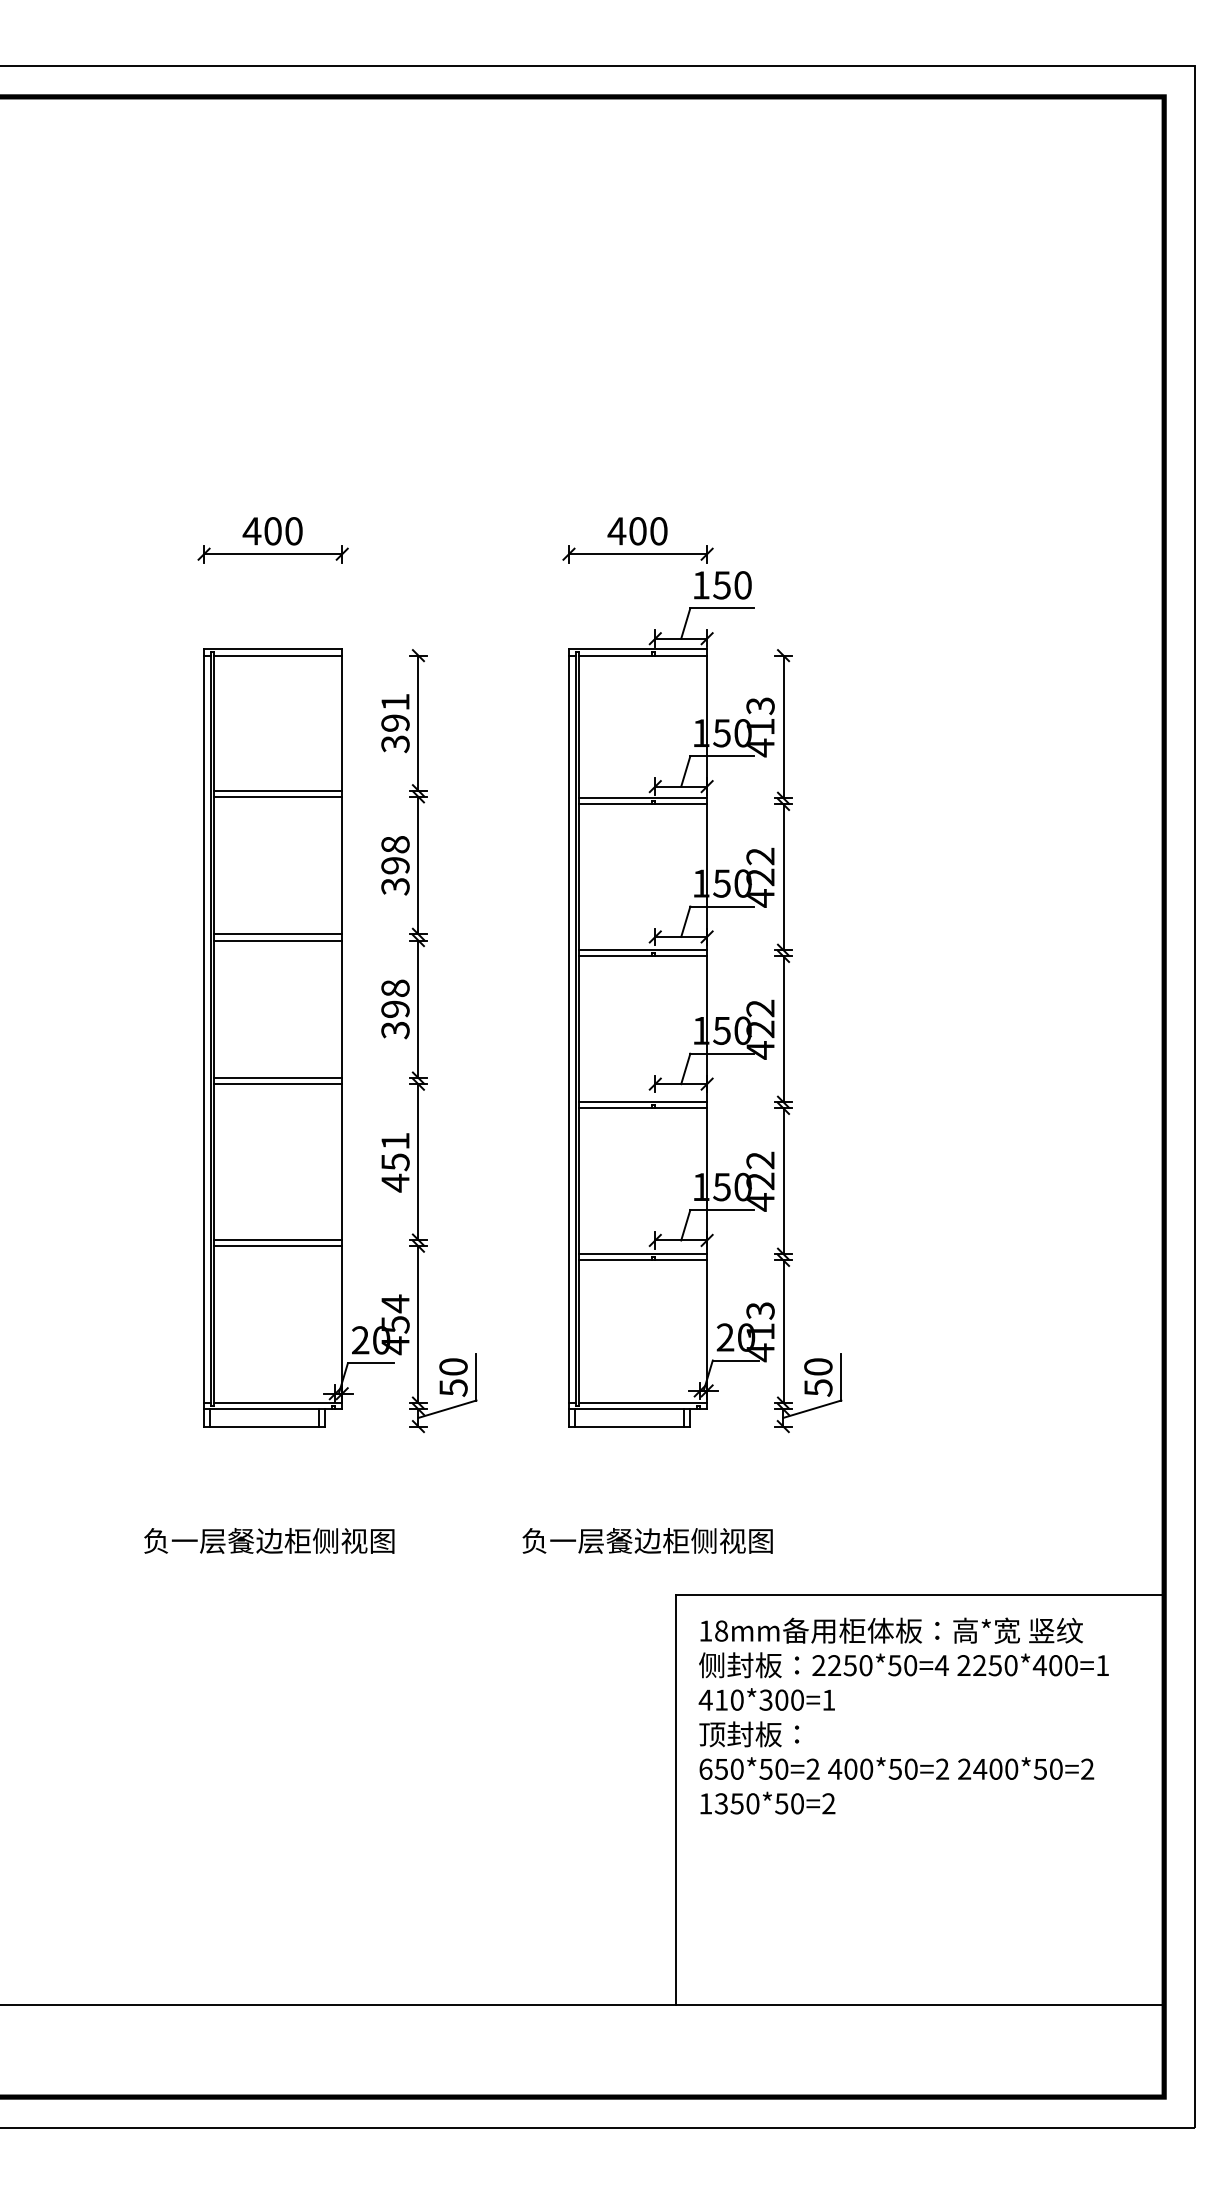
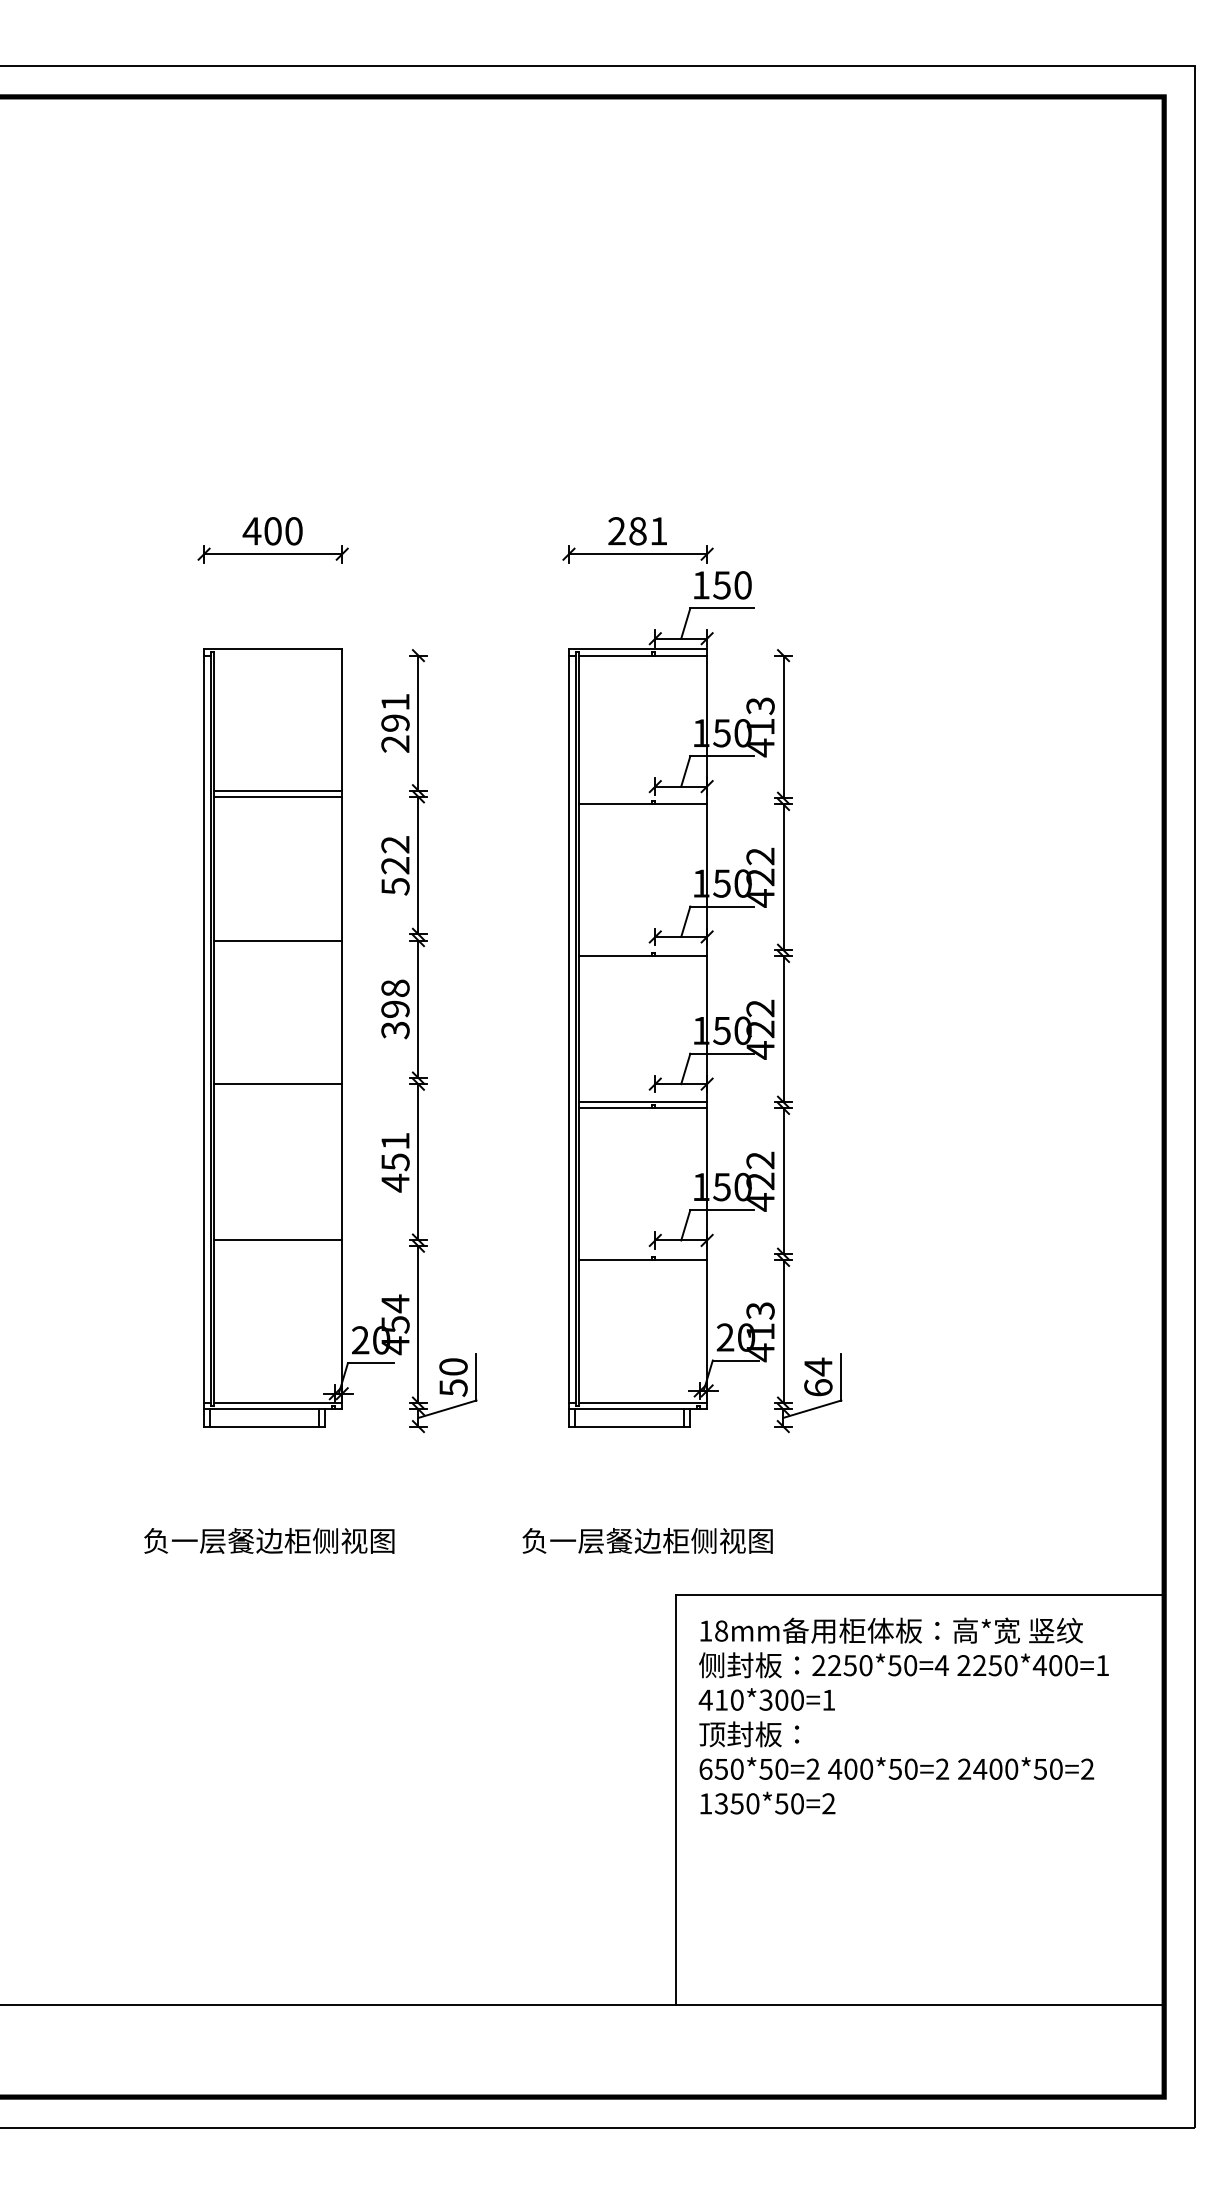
text: 400 -> 281 (637, 531)
line: present -> none (278, 655)
text: 391 -> 291 (395, 744)
line: present -> none (642, 798)
text: 398 -> 522 (395, 865)
line: present -> none (278, 934)
line: present -> none (642, 950)
line: present -> none (278, 1078)
line: present -> none (278, 1246)
line: present -> none (642, 1254)
text: 50 -> 64 (818, 1376)
